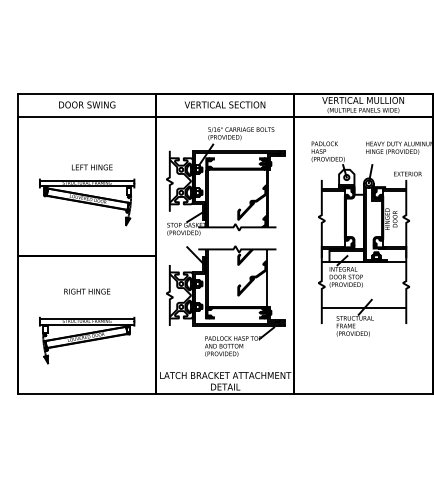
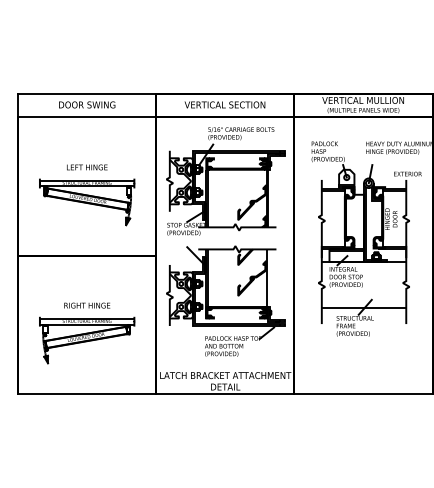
text position: (92, 167) -> (87, 167) (87, 167)
text position: (87, 291) -> (87, 305) (87, 305)
